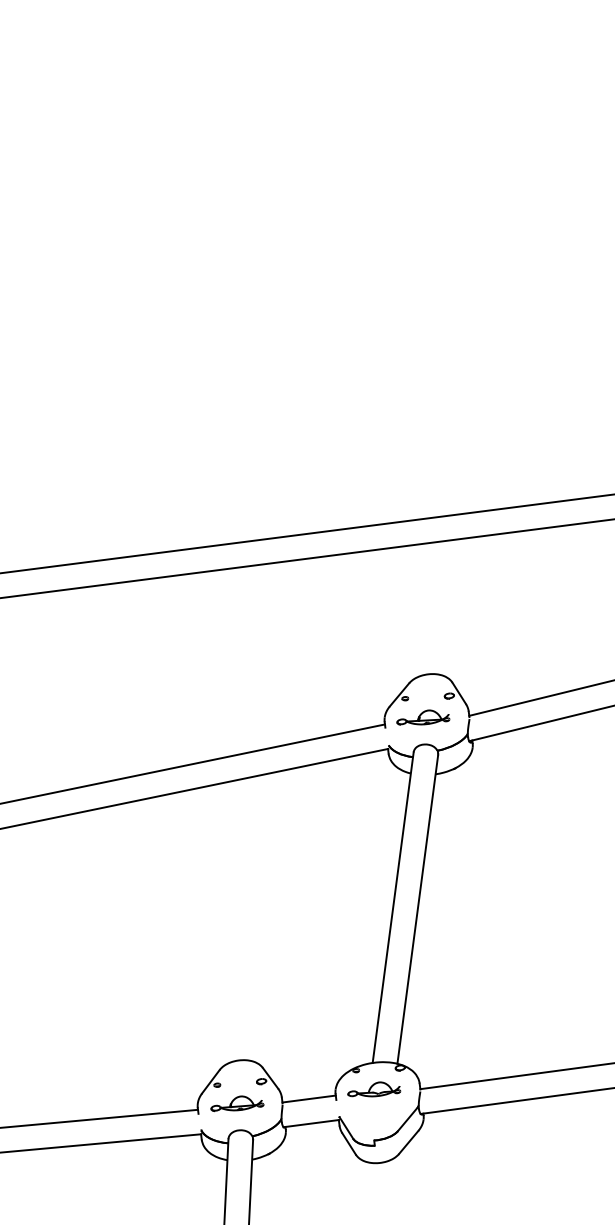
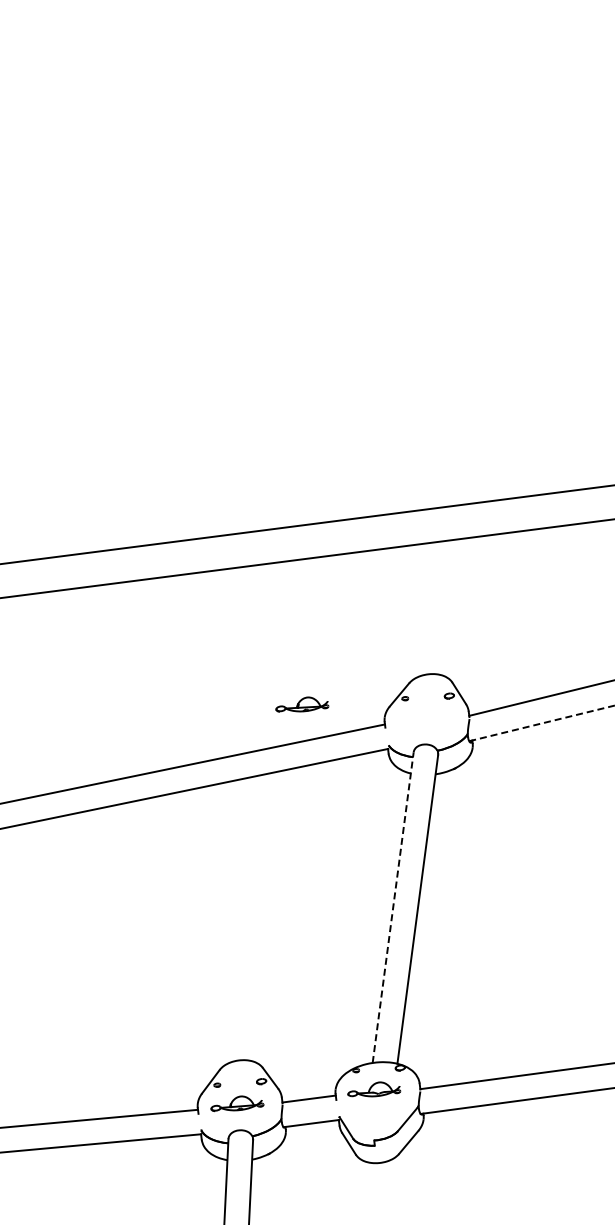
line position: (306, 533) -> (306, 524) (306, 524)
part position: (423, 717) -> (302, 704) (302, 704)
line: solid -> dashed (542, 723)
line: solid -> dashed (393, 907)
